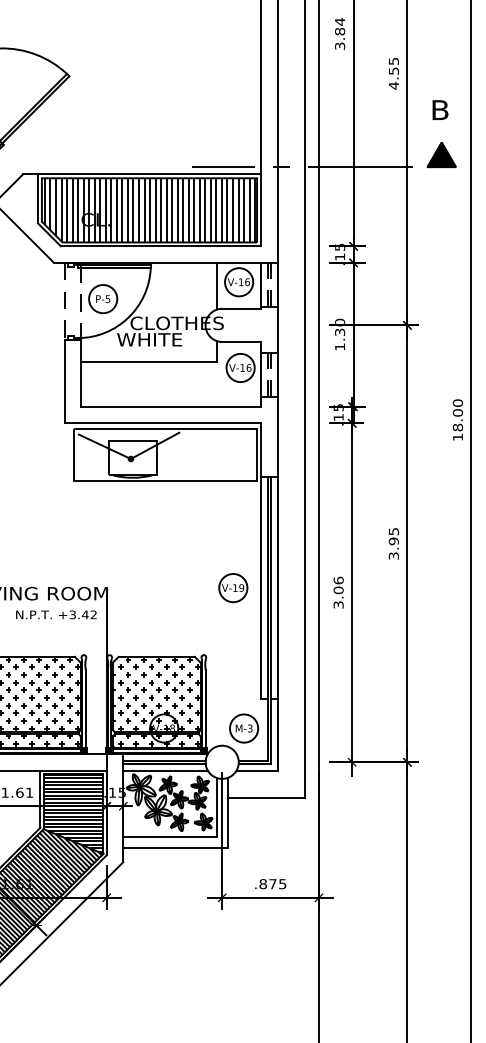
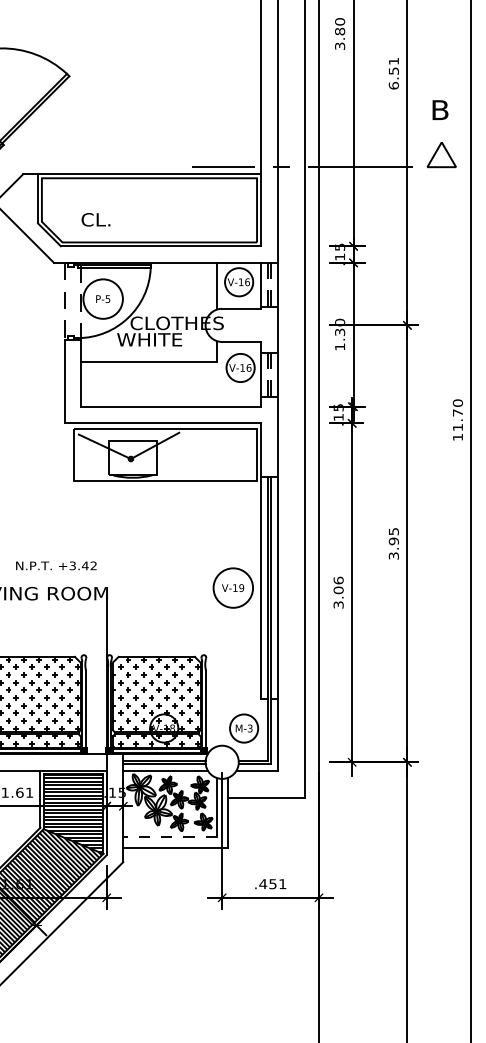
text: 3.84 -> 3.80 (340, 21)
text: 4.55 -> 6.51 (393, 73)
fill: present -> none (441, 154)
hatch: present -> none (149, 210)
circle diameter: 28 px -> 39 px (102, 298)
text: 18.00 -> 11.70 (457, 420)
circle diameter: 28 px -> 39 px (233, 587)
text position: (56, 614) -> (56, 565) (56, 565)
line: solid -> dashed (169, 836)
text: .875 -> .451 (272, 884)
